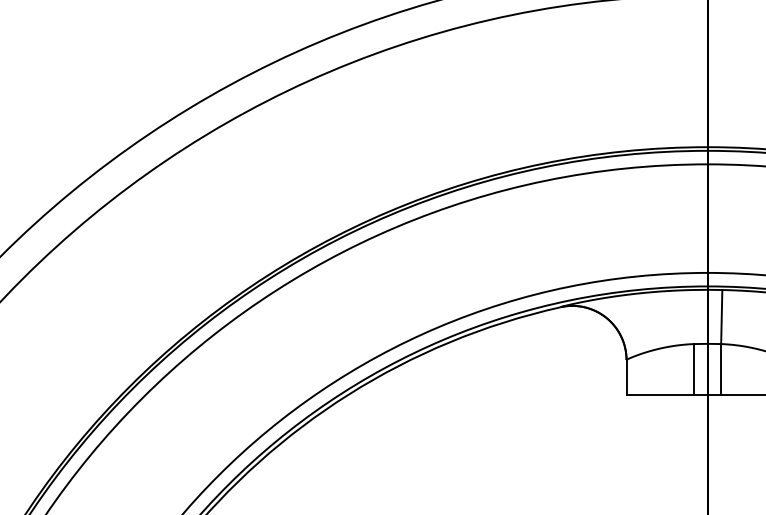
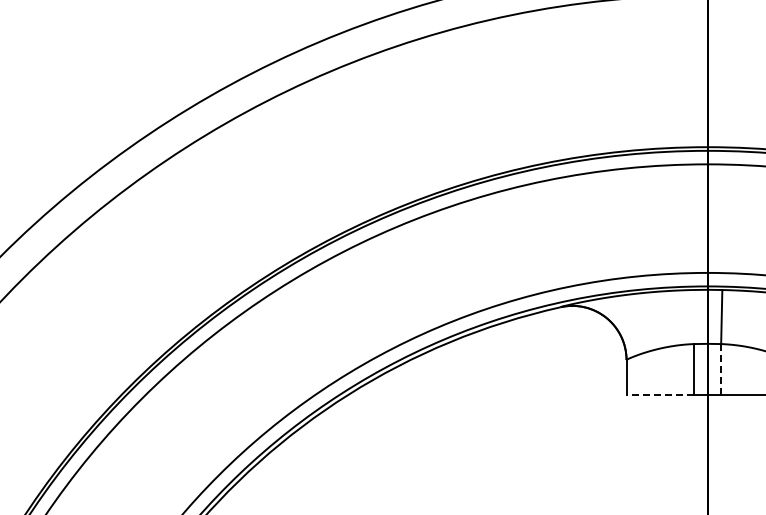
line: solid -> dashed (721, 368)
line: solid -> dashed (660, 394)
